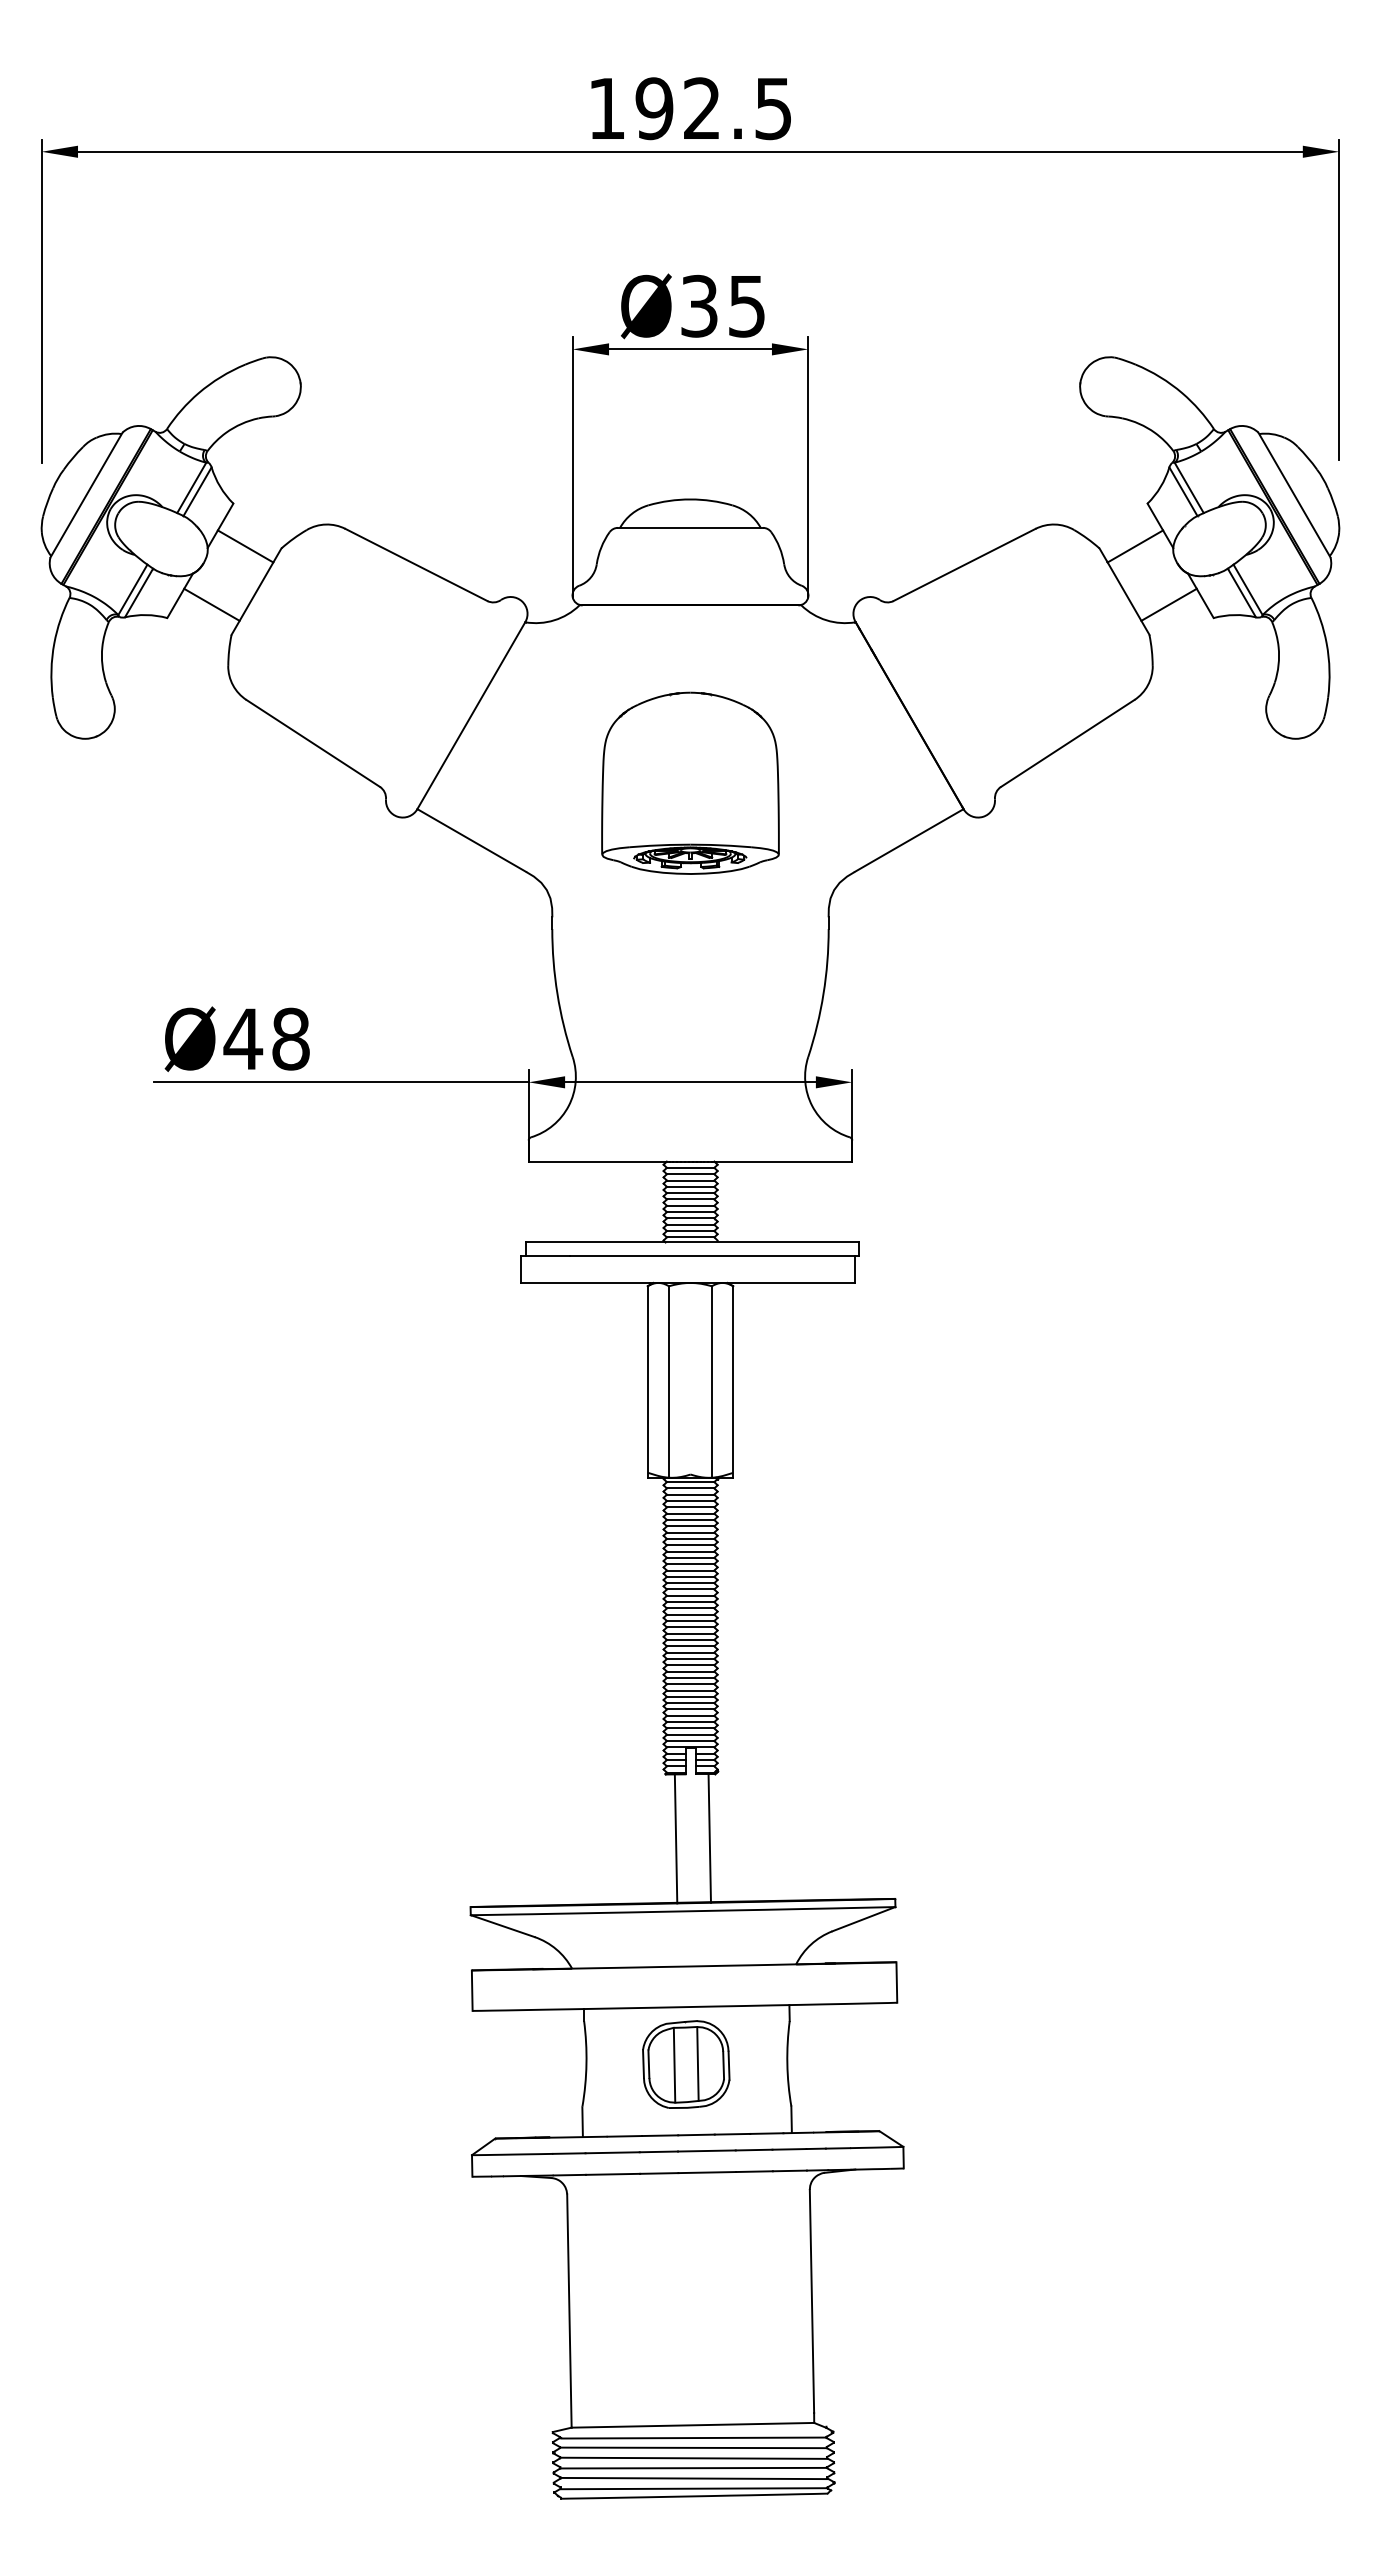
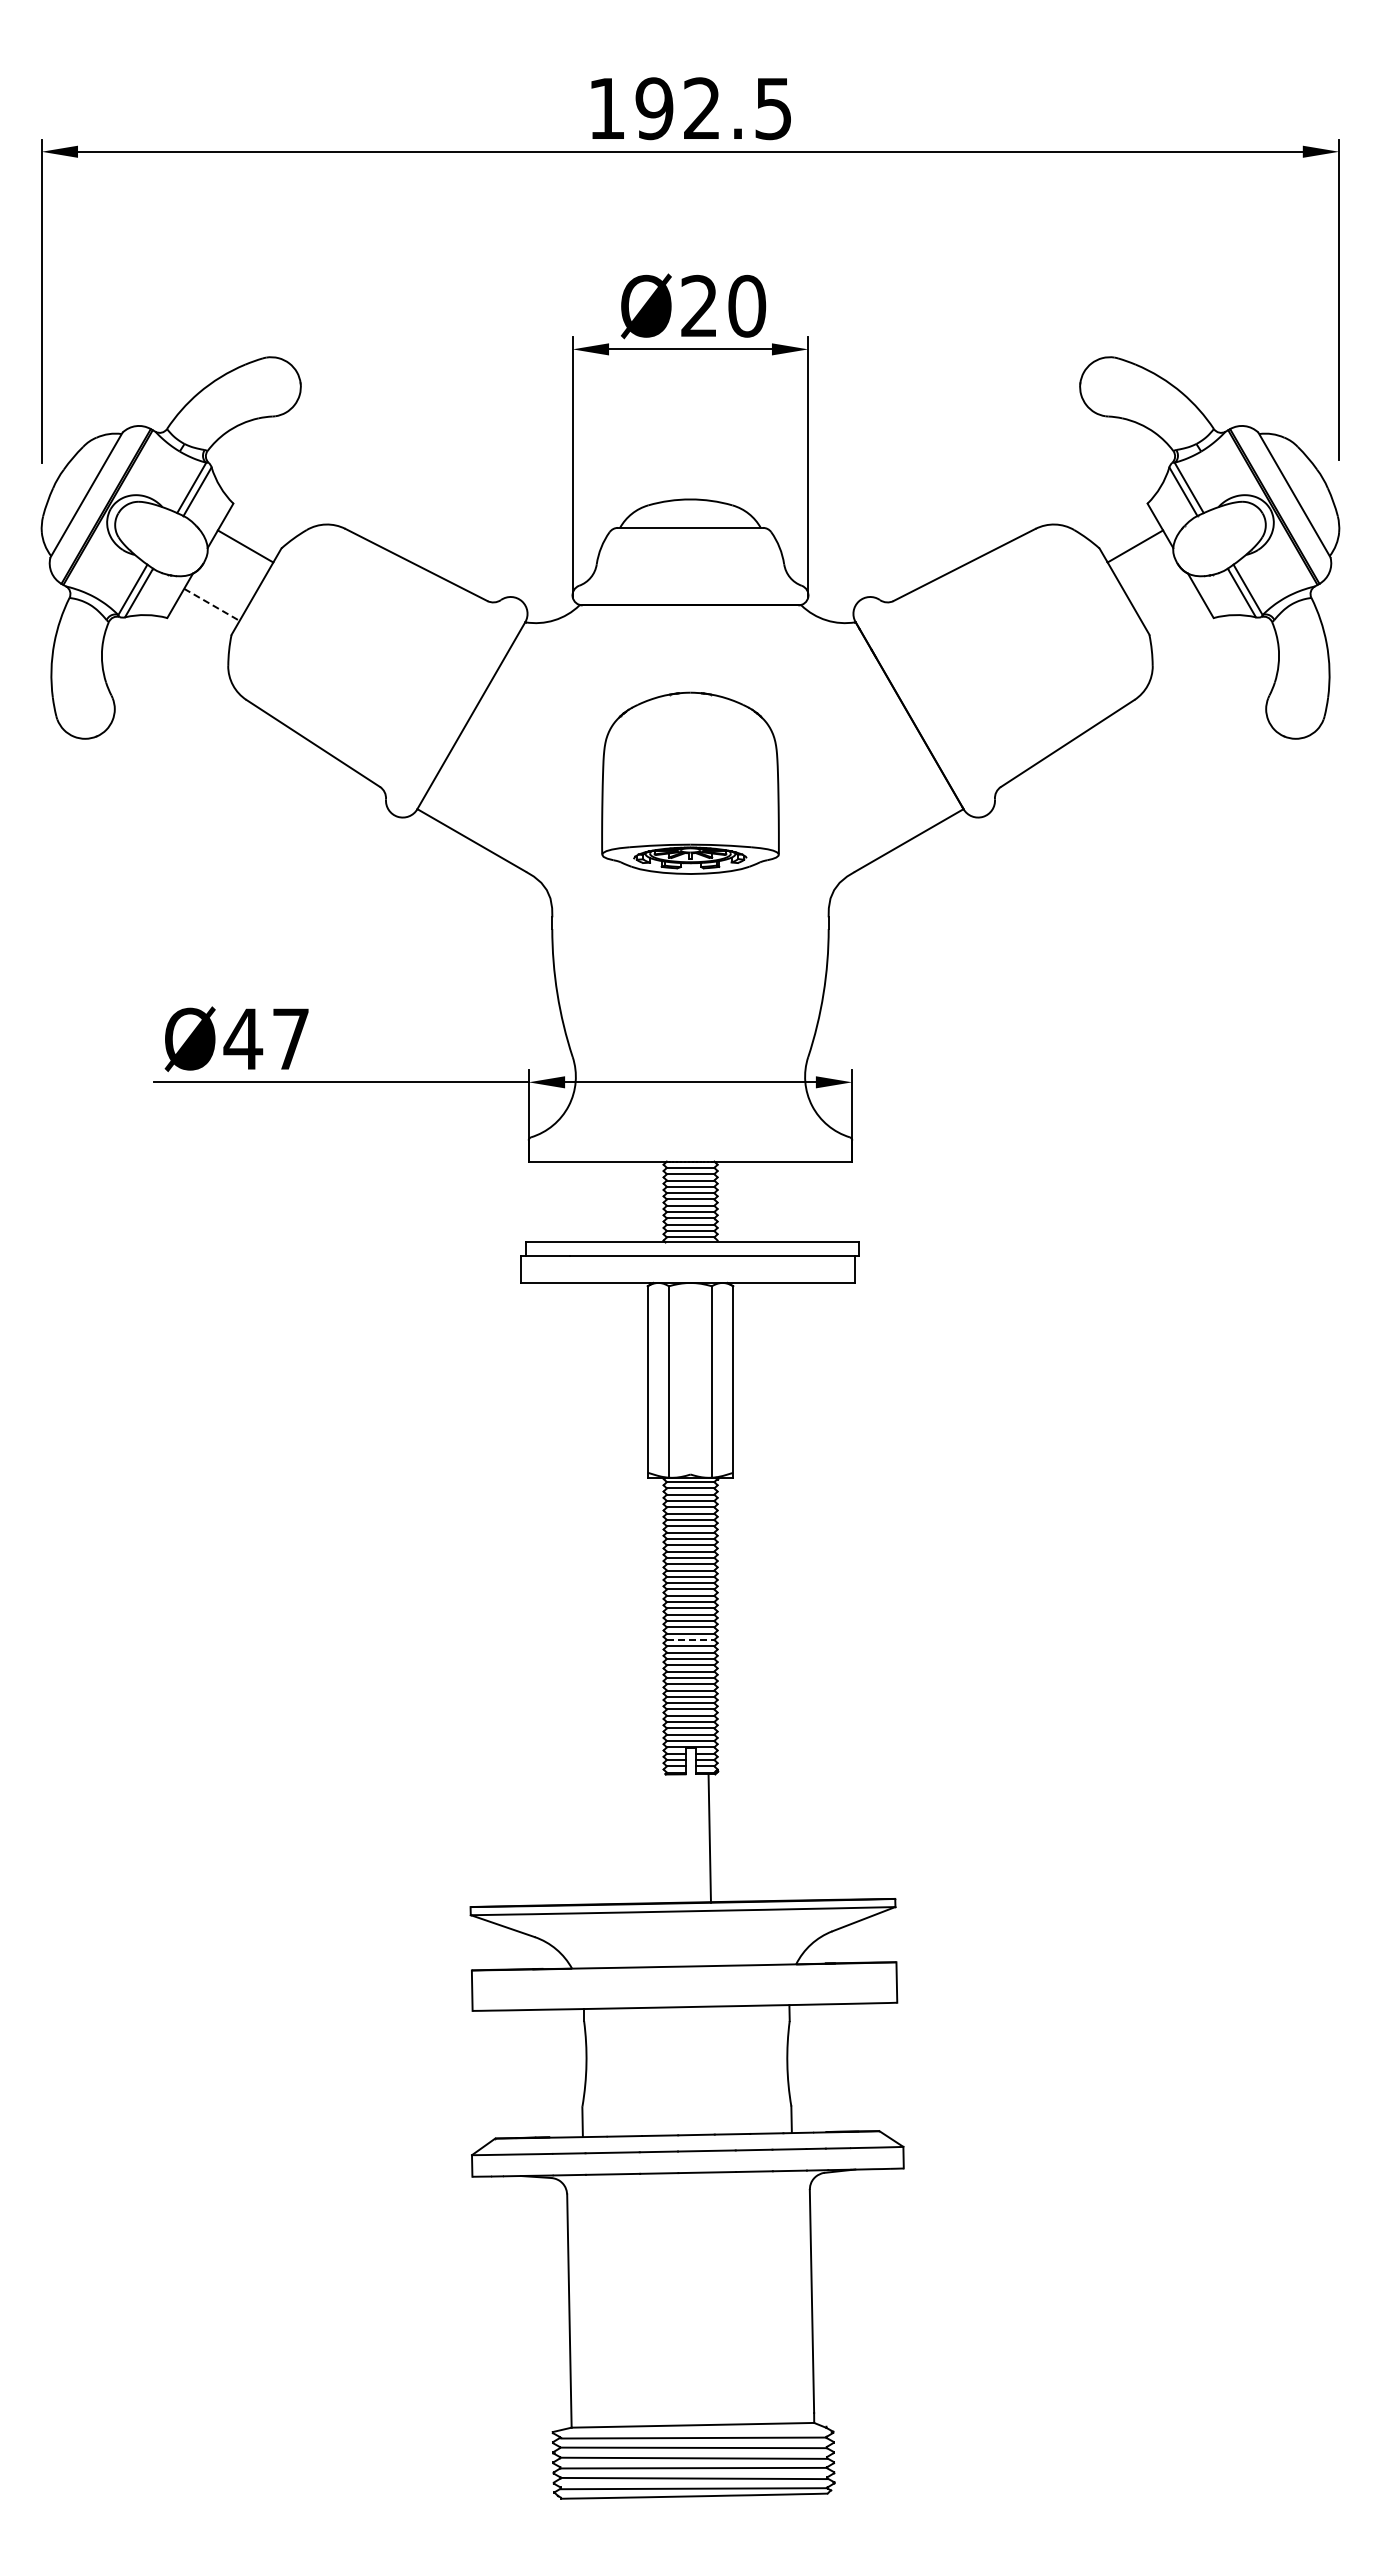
text: Ø35 -> Ø20 (723, 305)
line: present -> none (1168, 604)
line: solid -> dashed (212, 605)
text: Ø48 -> Ø47 (290, 1038)
line: solid -> dashed (690, 1639)
line: present -> none (675, 1838)
part: present -> none (686, 2064)
